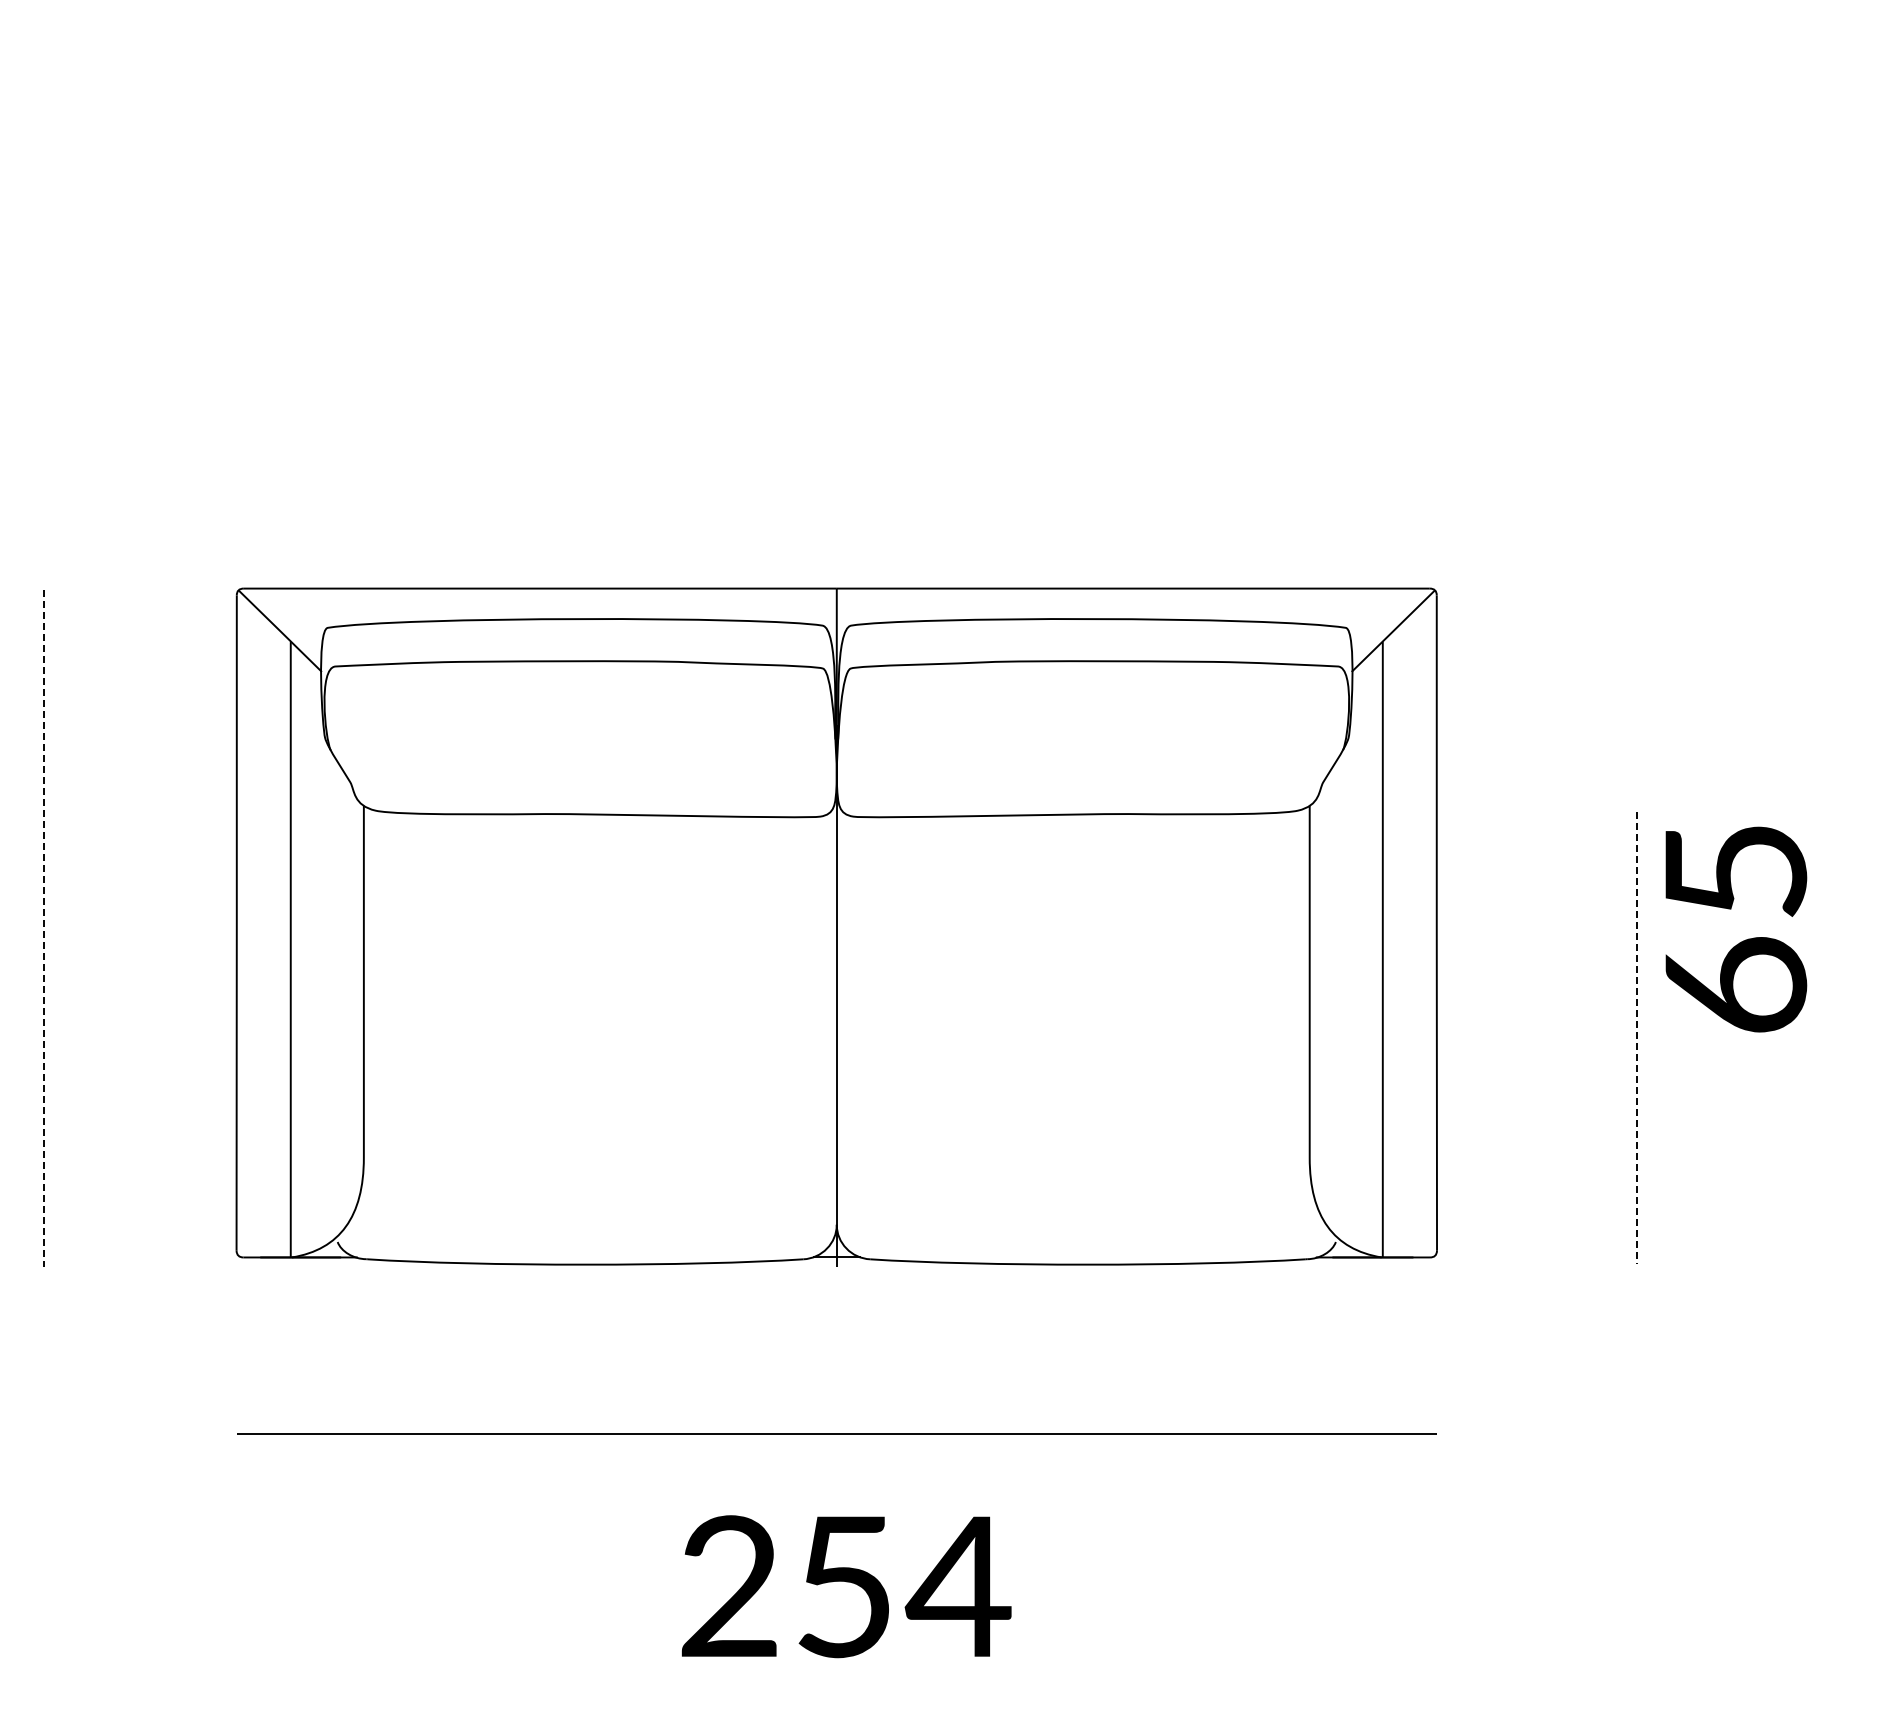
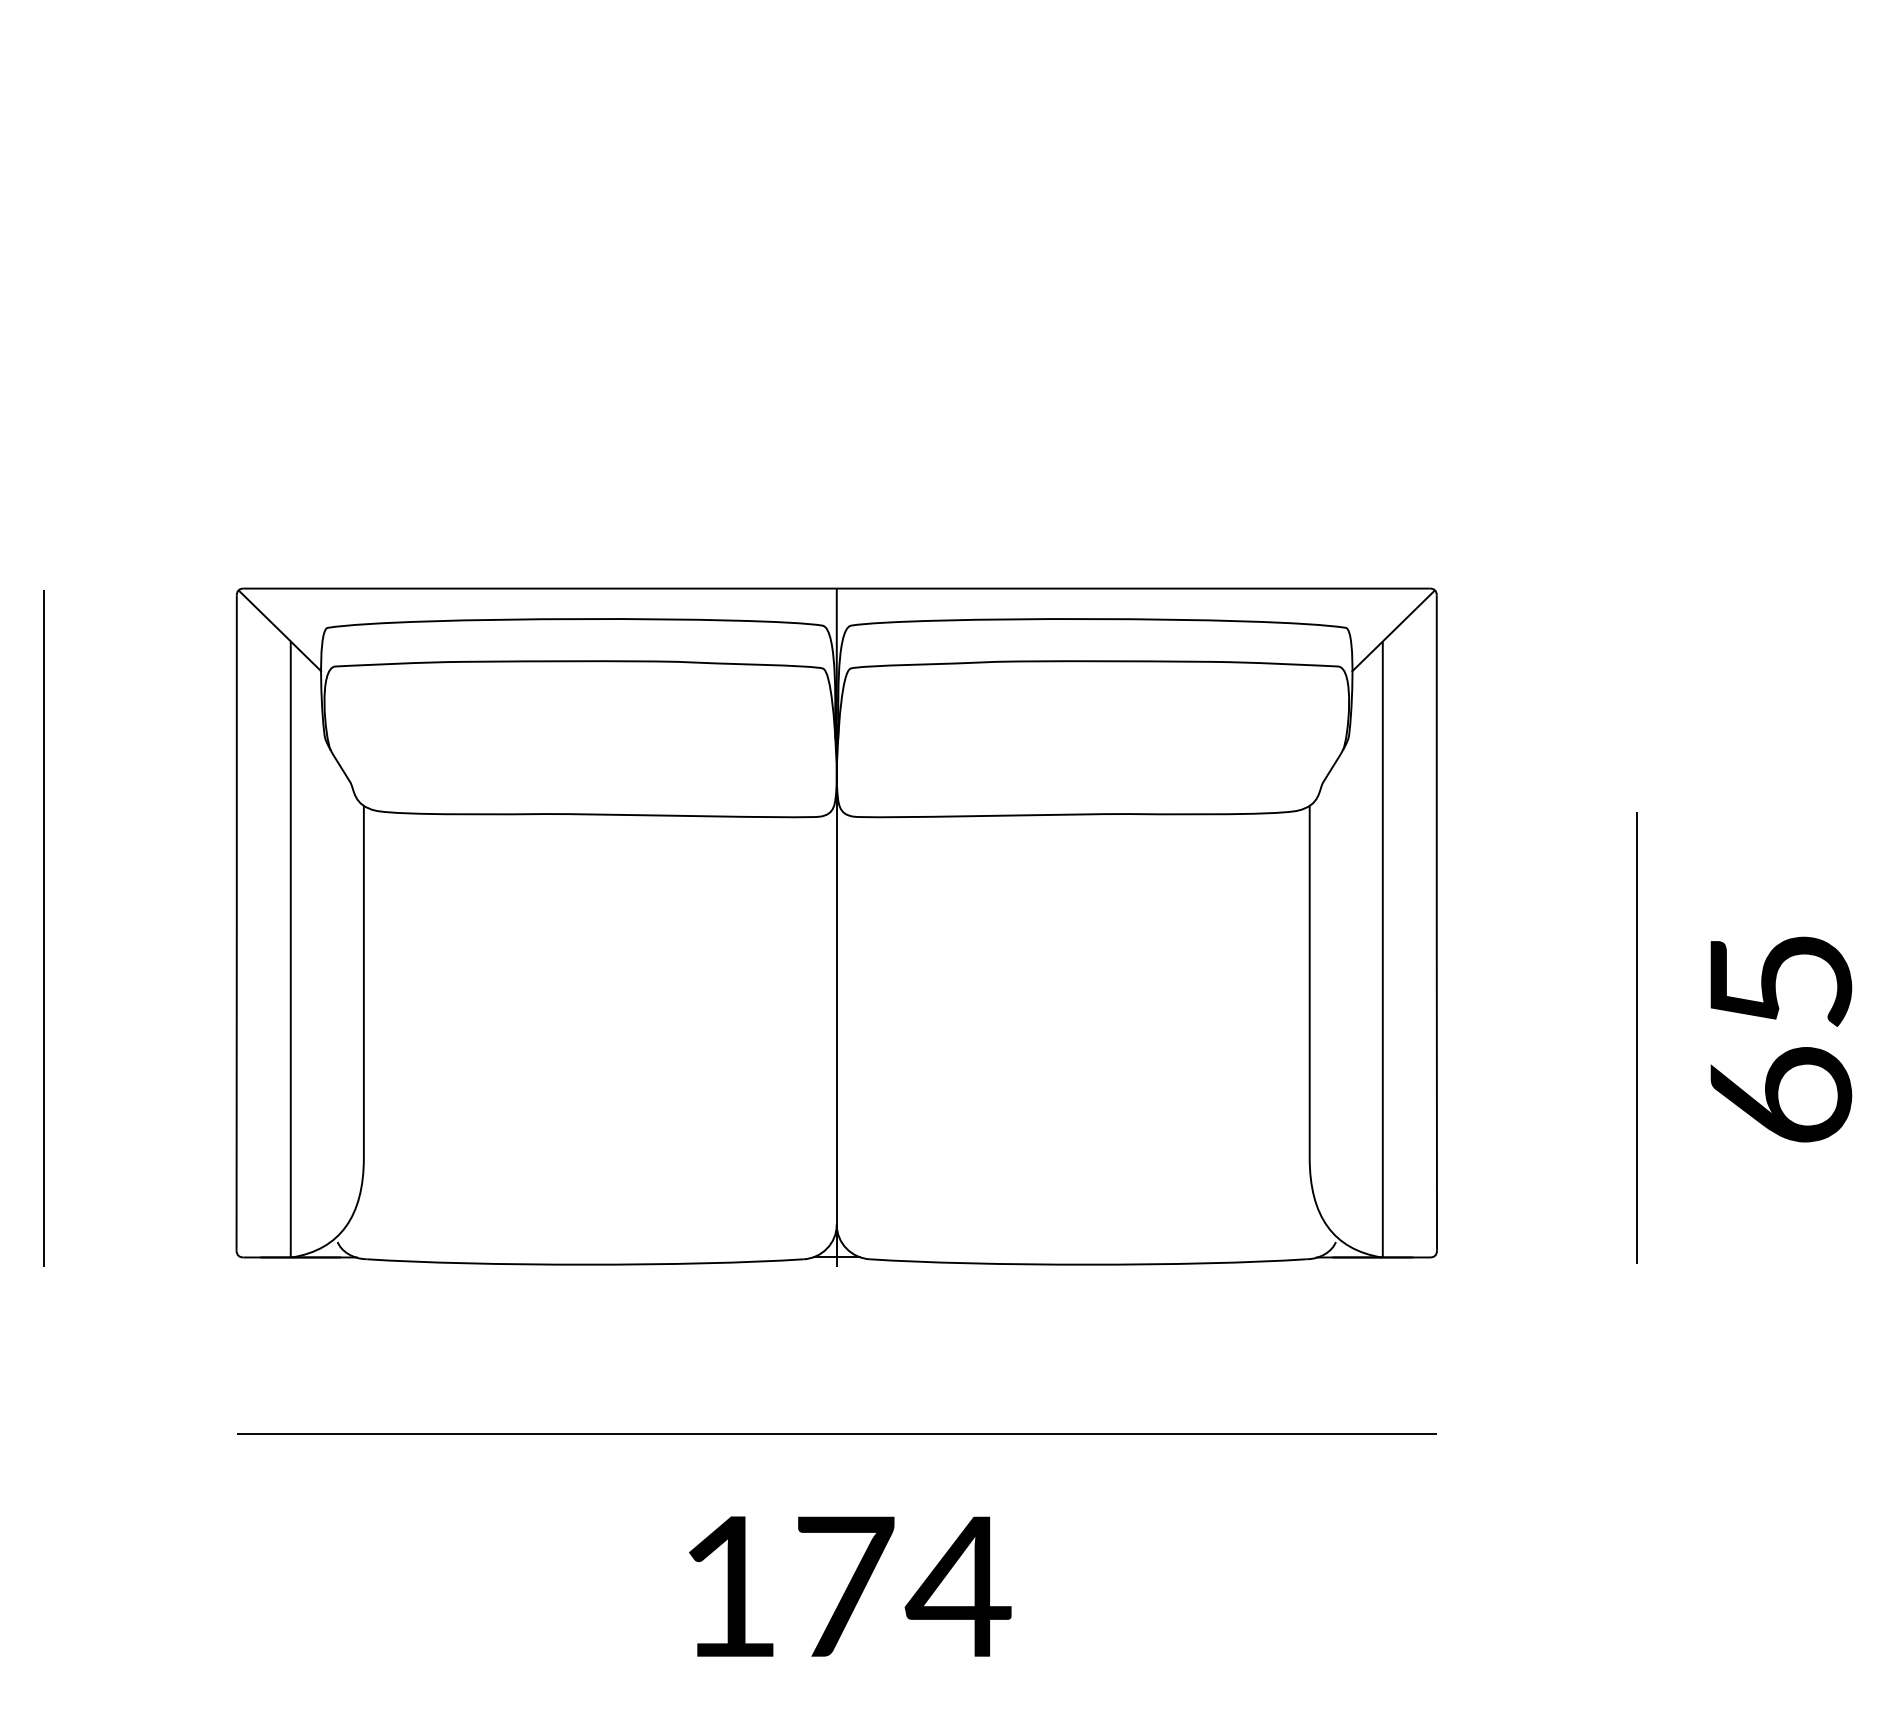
line: dashed -> solid (44, 928)
text position: (1736, 929) -> (1781, 1039) (1781, 1039)
line: dashed -> solid (1637, 1038)
text: 254 -> 174 (787, 1586)
